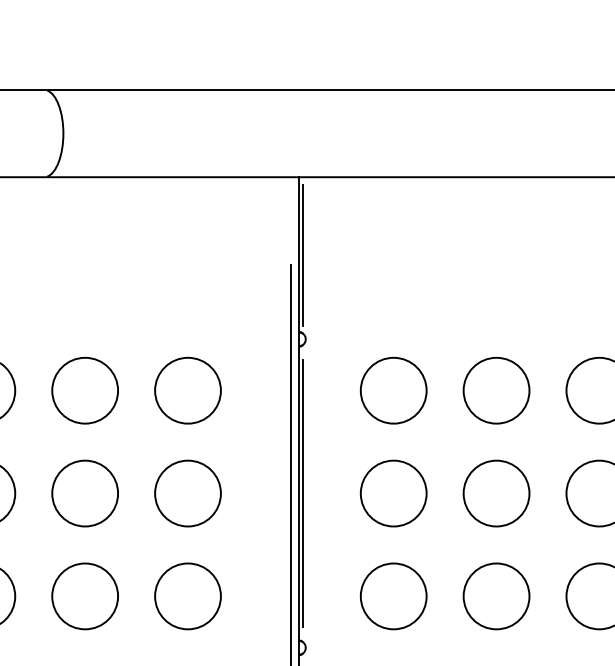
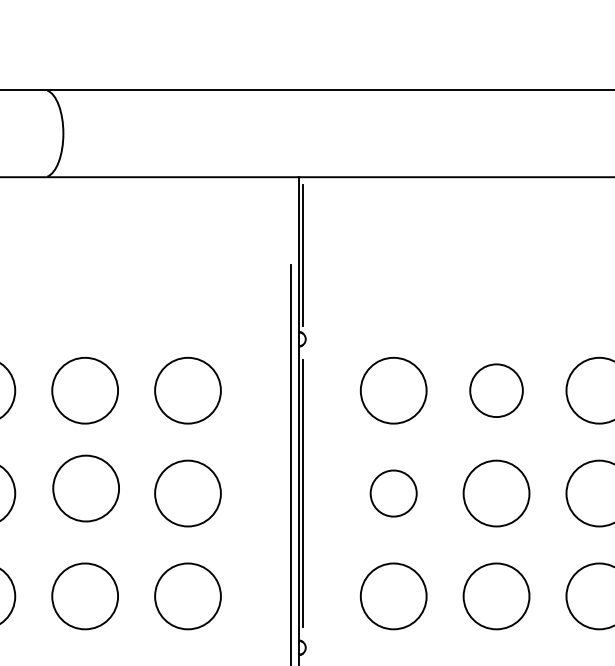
circle diameter: 66 px -> 53 px (496, 390)
circle position: (84, 493) -> (85, 488) (85, 488)
circle diameter: 66 px -> 46 px (393, 493)
